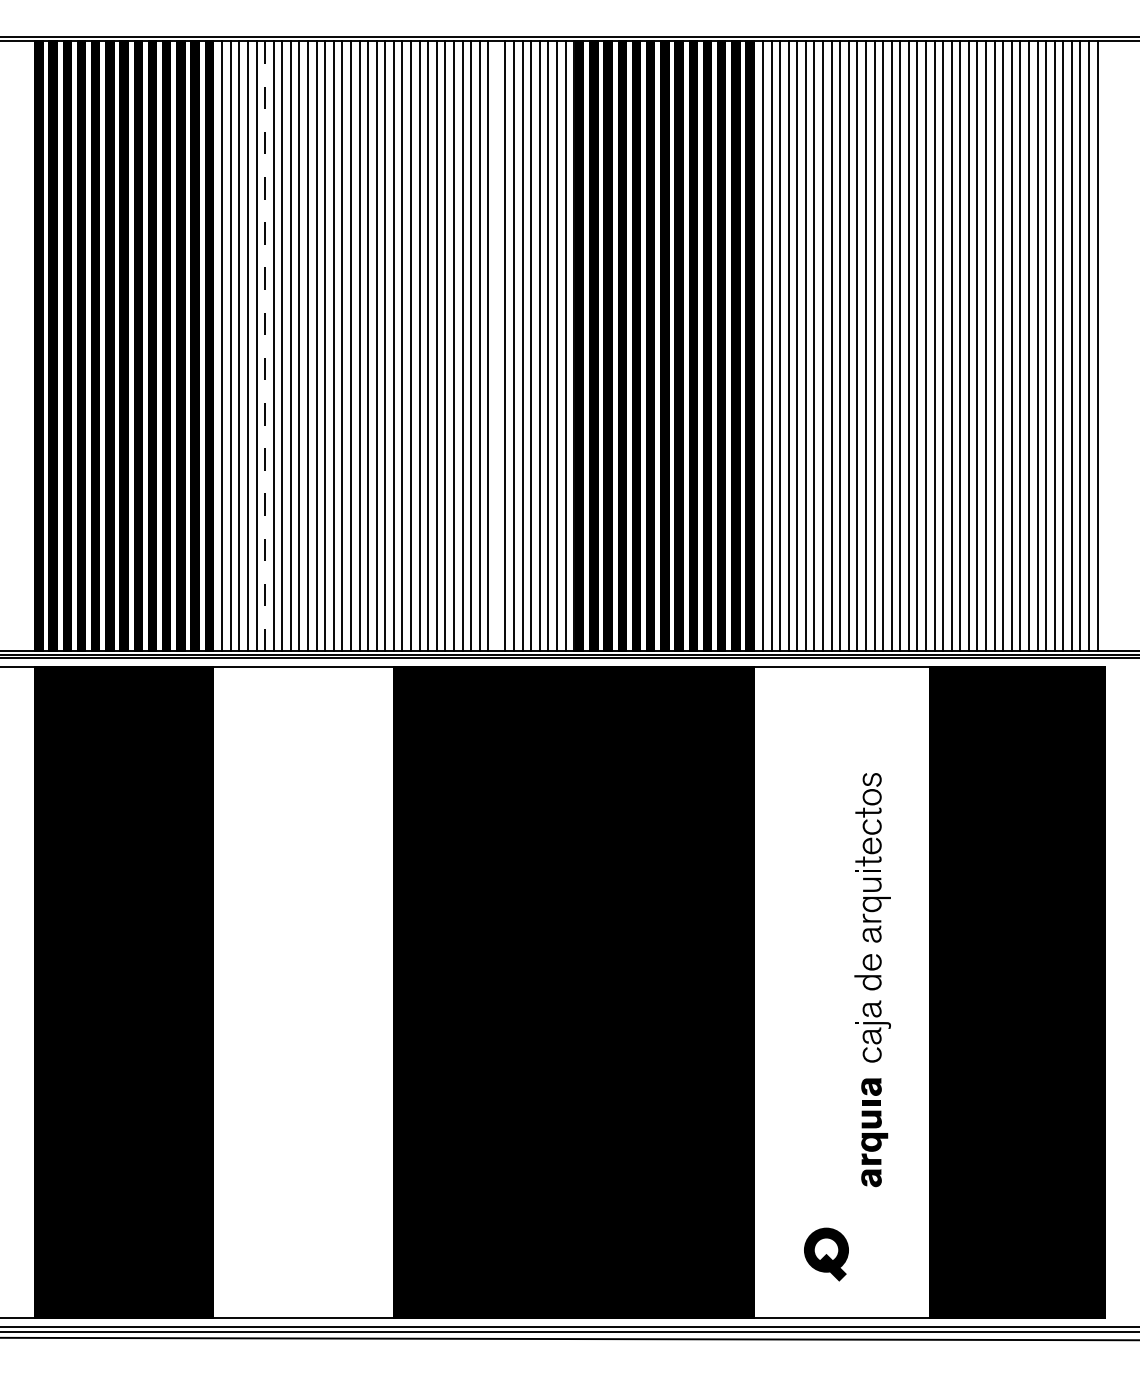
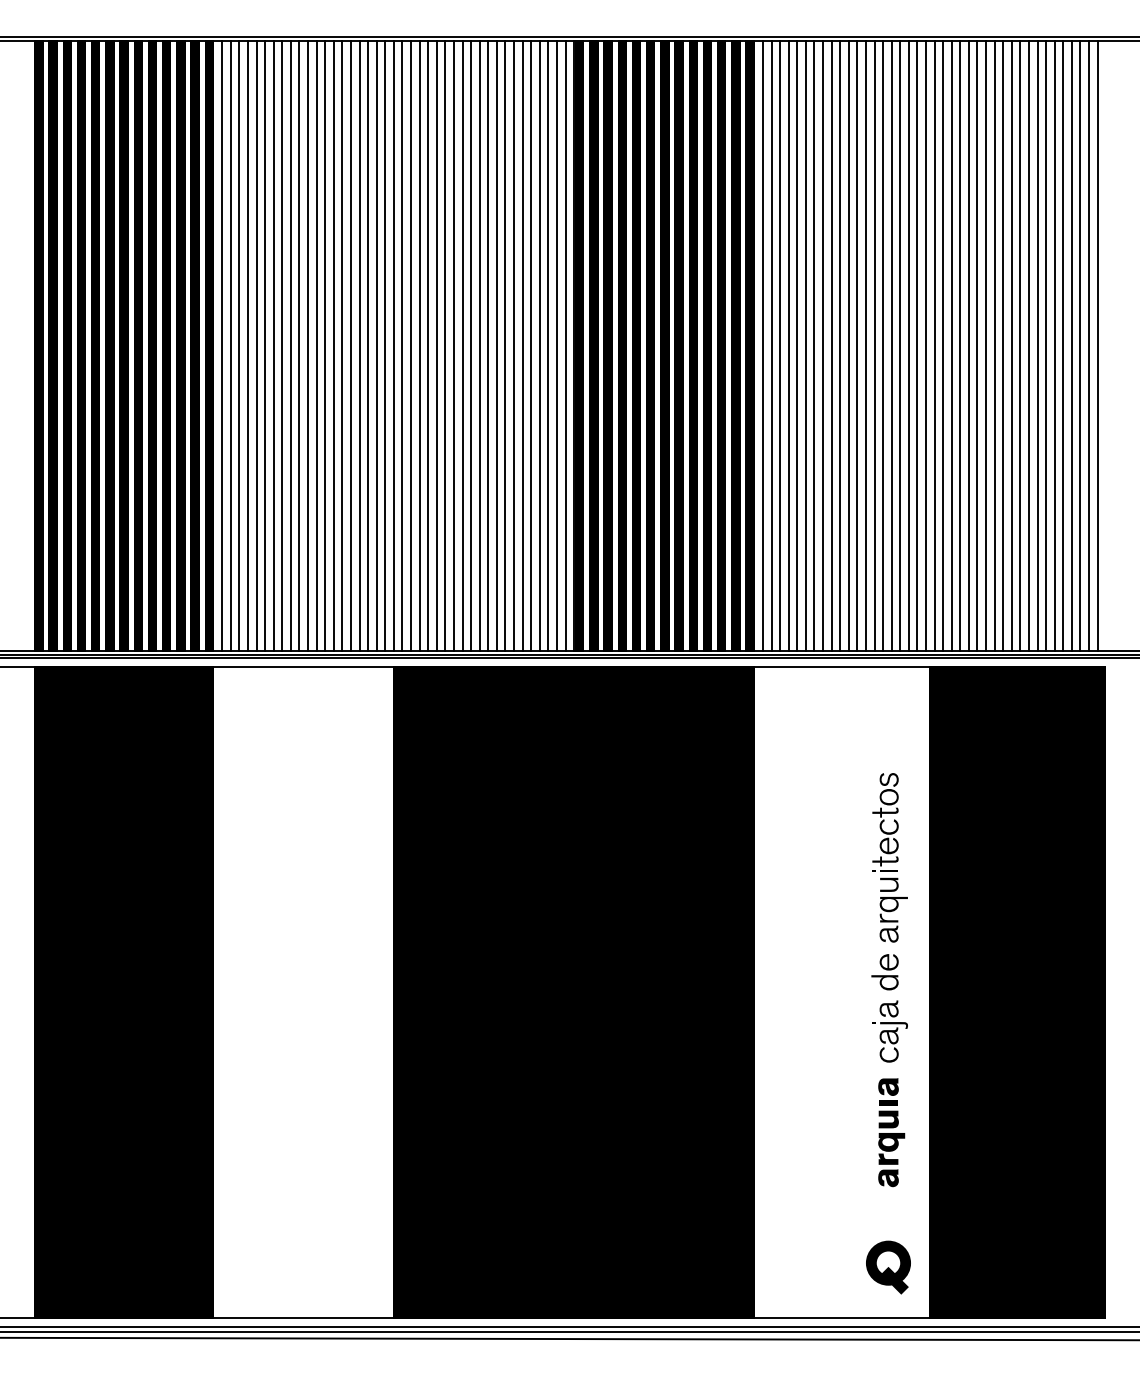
line: dashed -> solid (265, 346)
line: none -> present (496, 346)
part position: (872, 980) -> (889, 980) (889, 980)
part position: (826, 1254) -> (888, 1267) (888, 1267)
